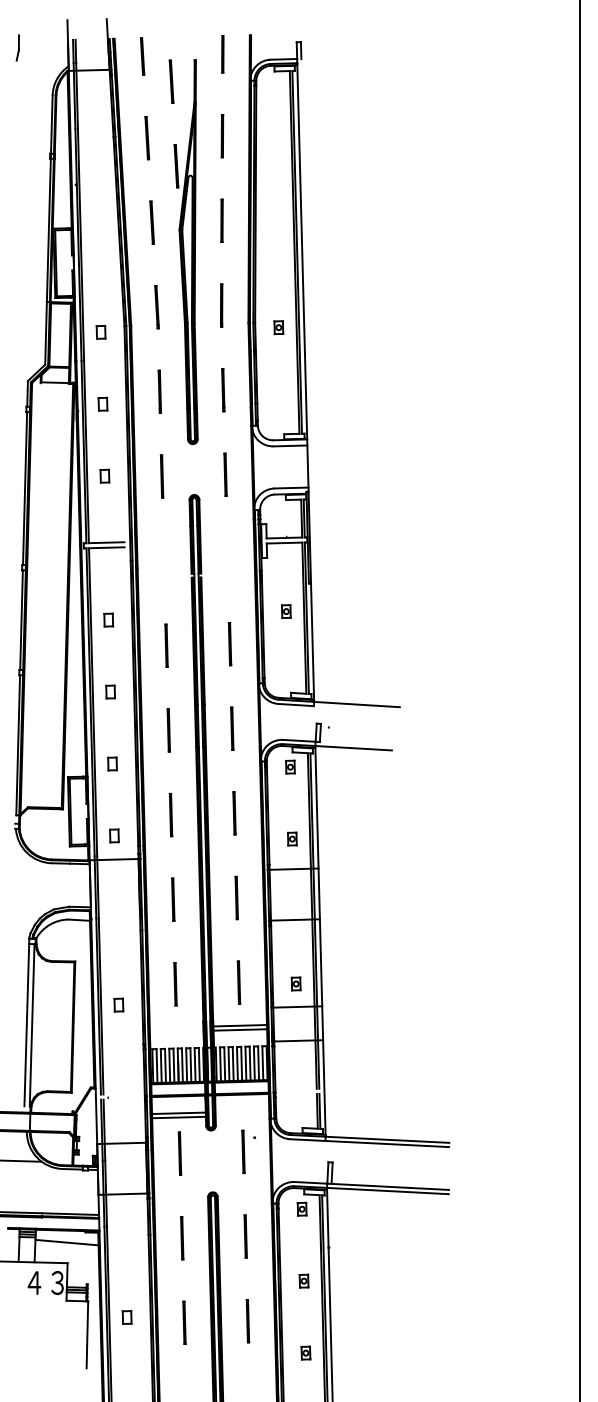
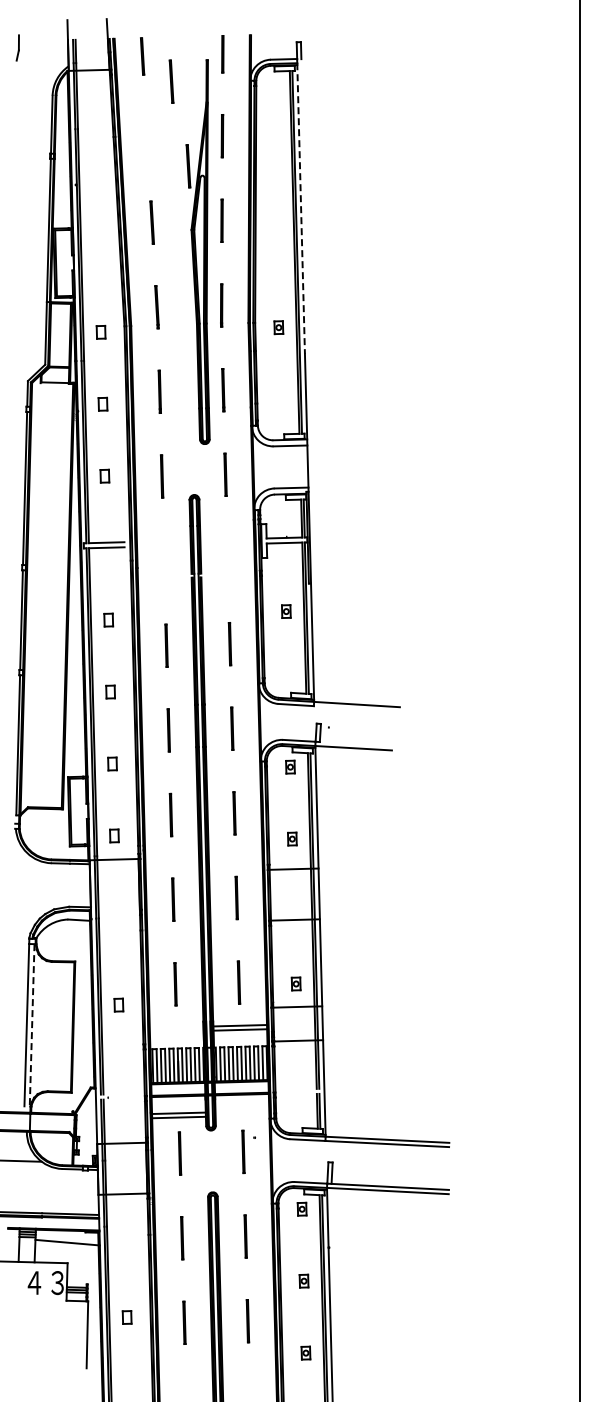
line: present -> none (147, 138)
line: solid -> dashed (301, 209)
part position: (185, 251) -> (197, 251) (197, 251)
line: solid -> dashed (32, 1025)
